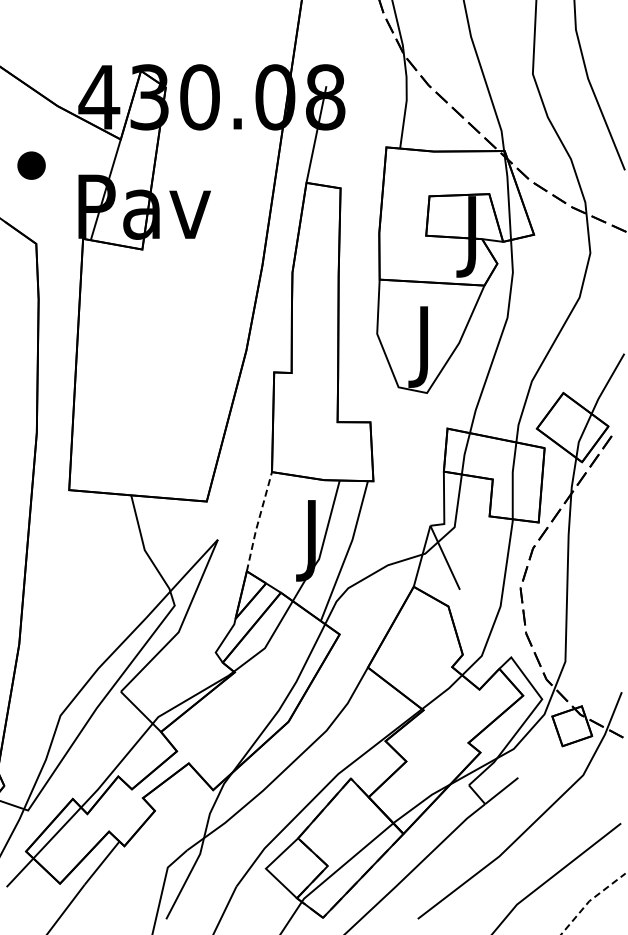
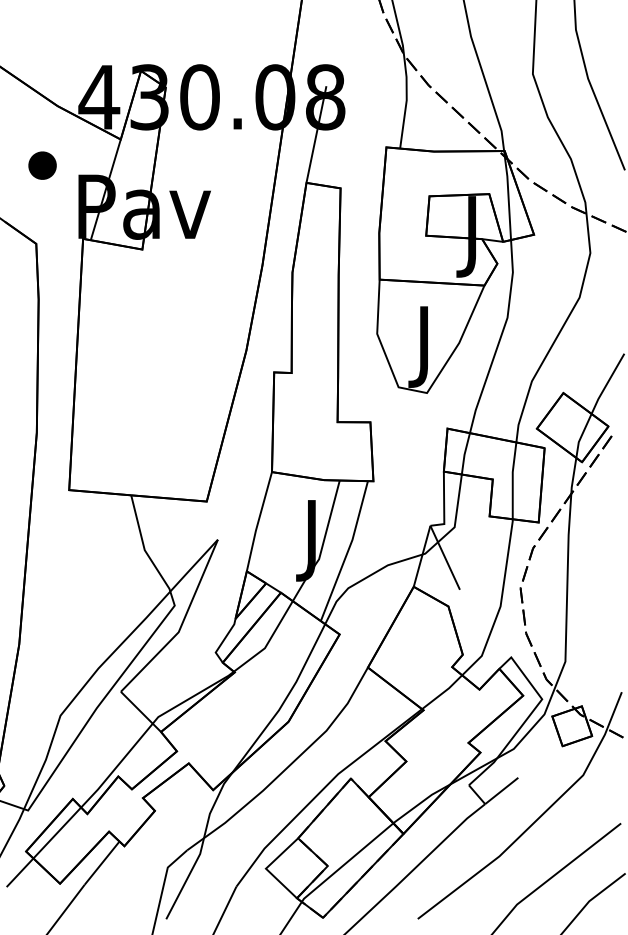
part position: (31, 165) -> (42, 165) (42, 165)
line: dashed -> solid (258, 522)
line: dashed -> solid (590, 900)
